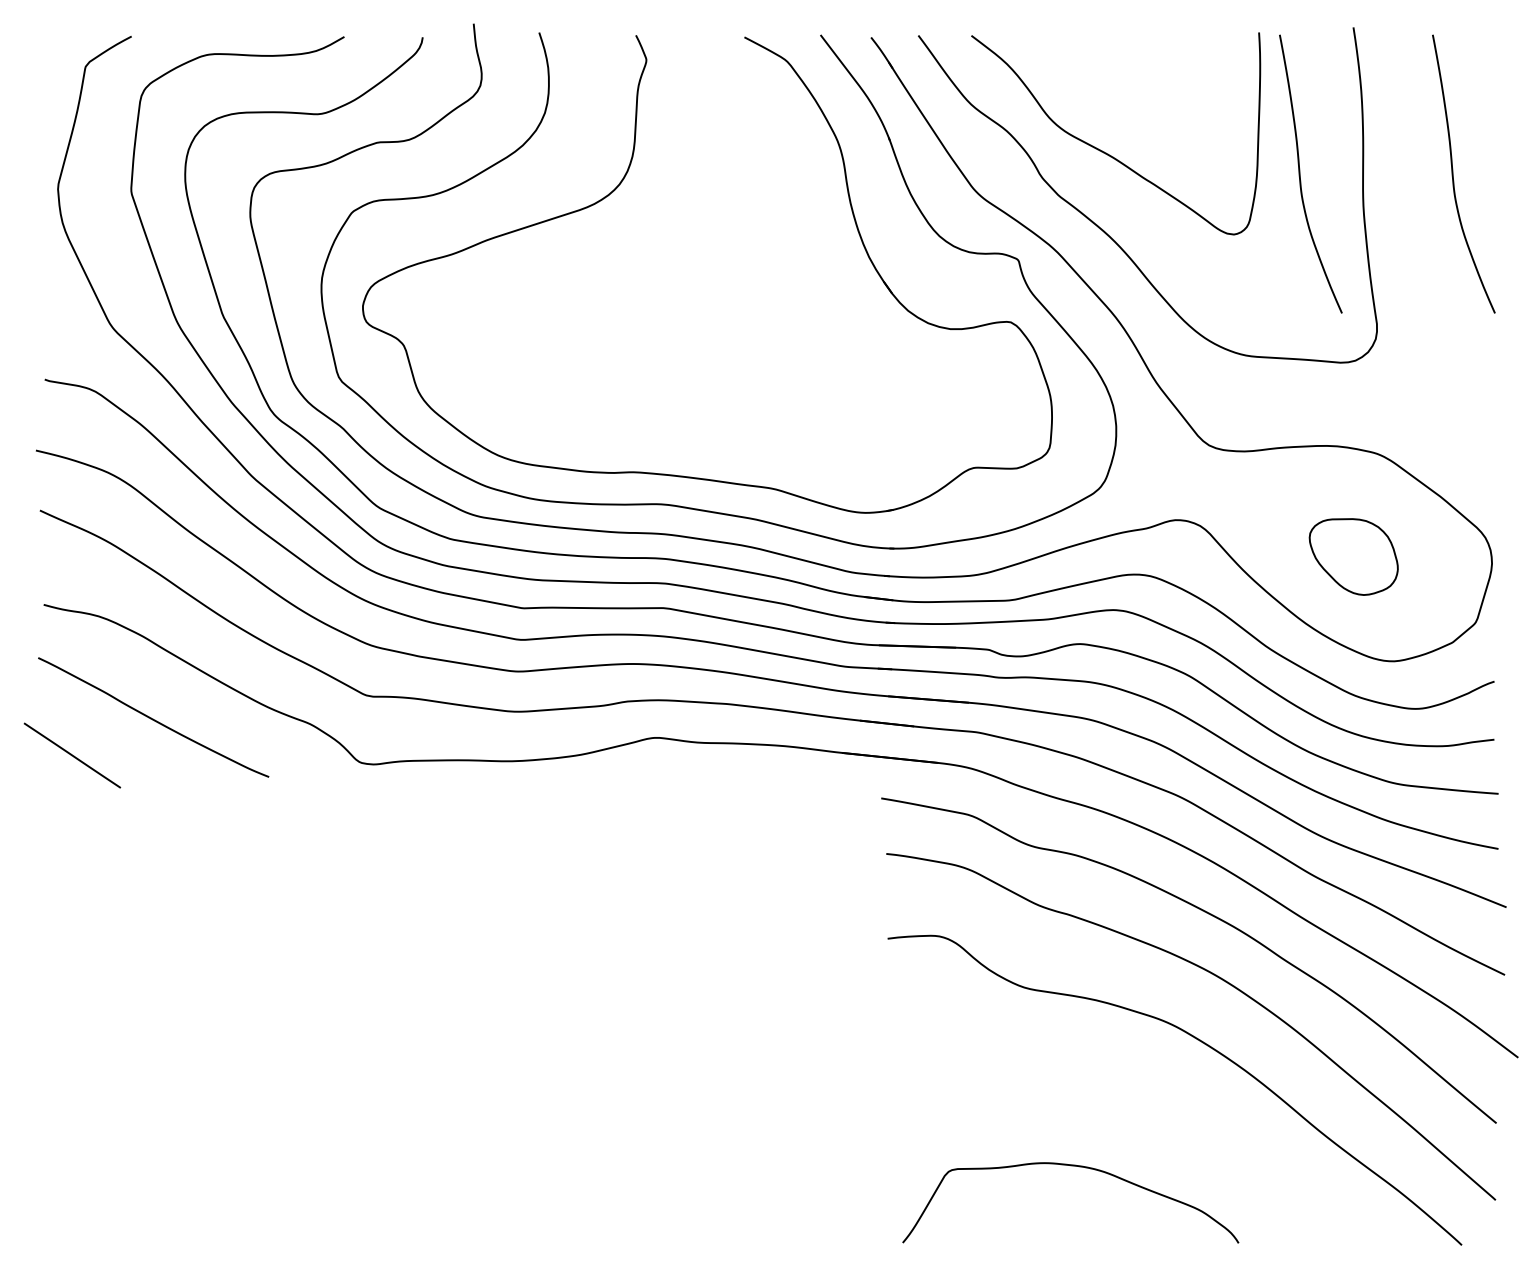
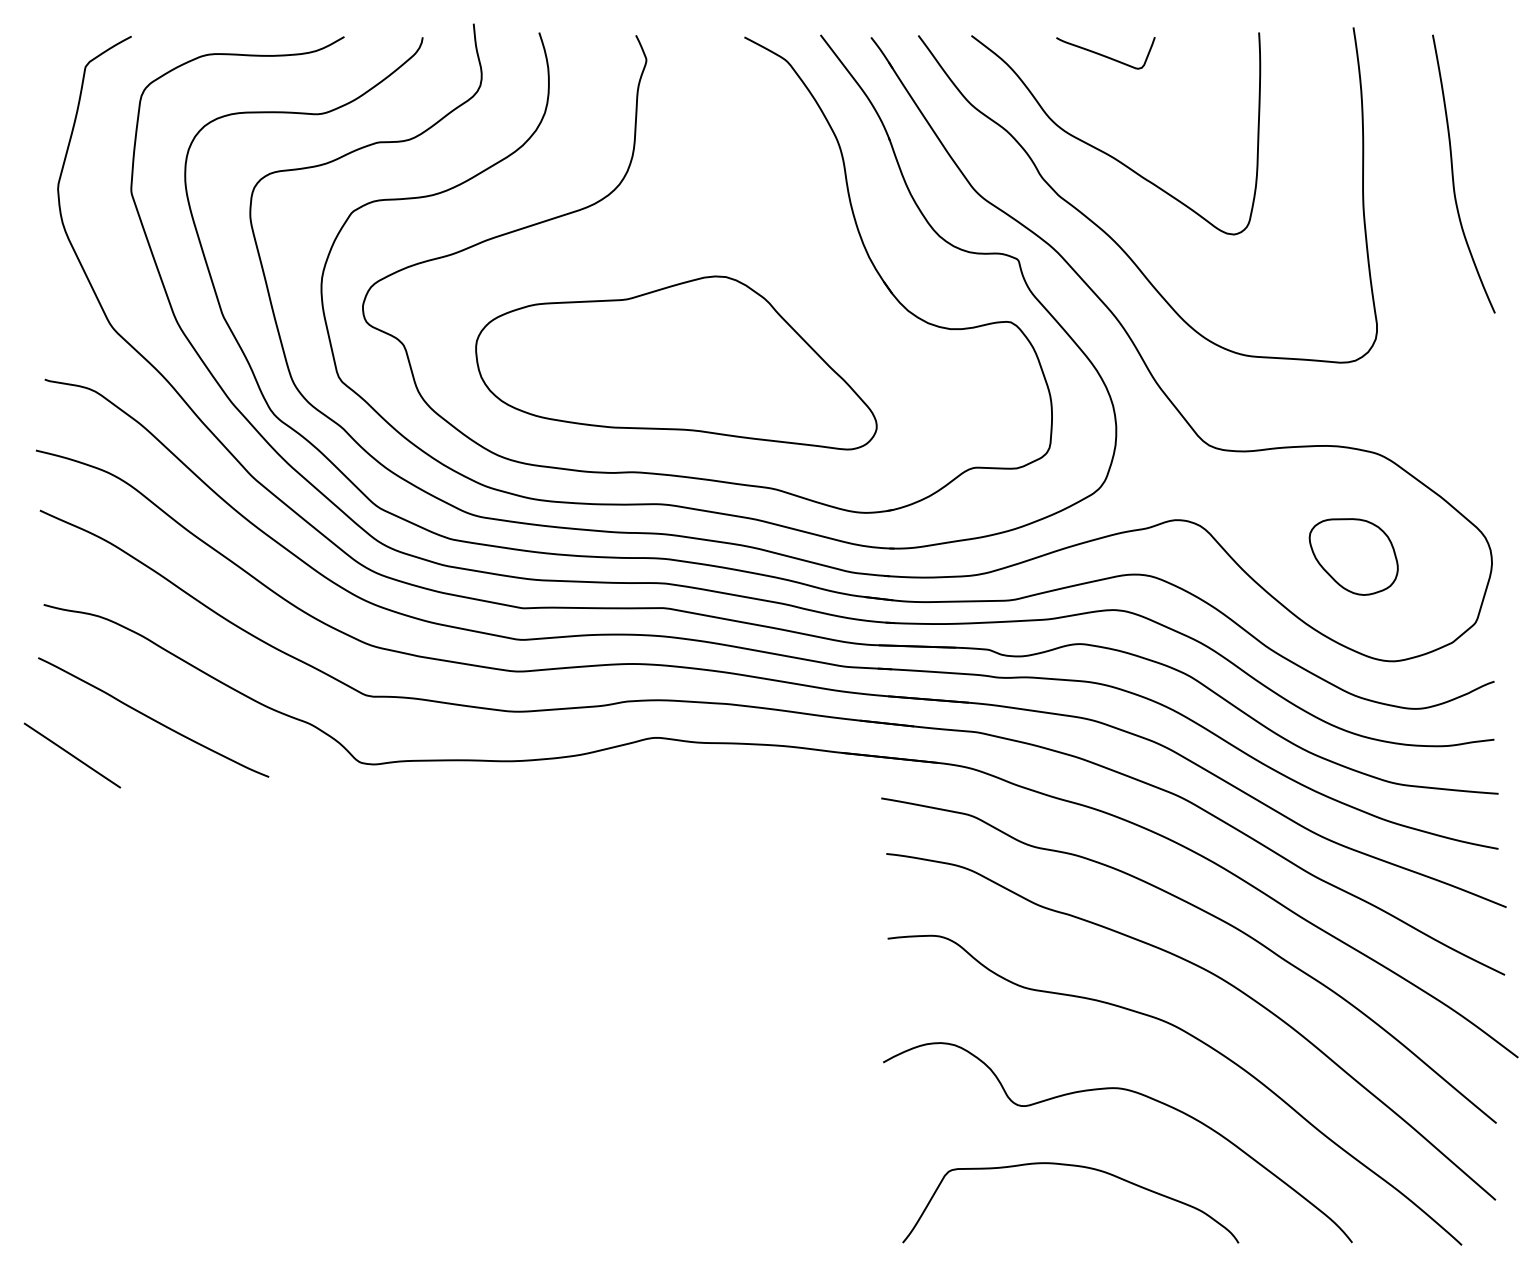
curve: none -> present (1105, 55)
curve: present -> none (1300, 173)
part: none -> present (676, 362)
curve: none -> present (1128, 1091)
